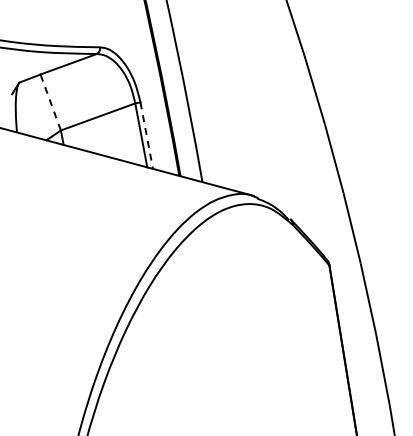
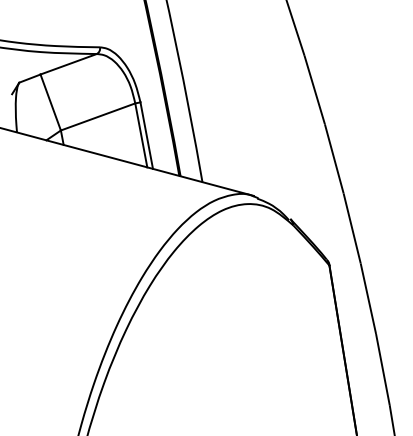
line: dashed -> solid (50, 102)
line: dashed -> solid (146, 135)
